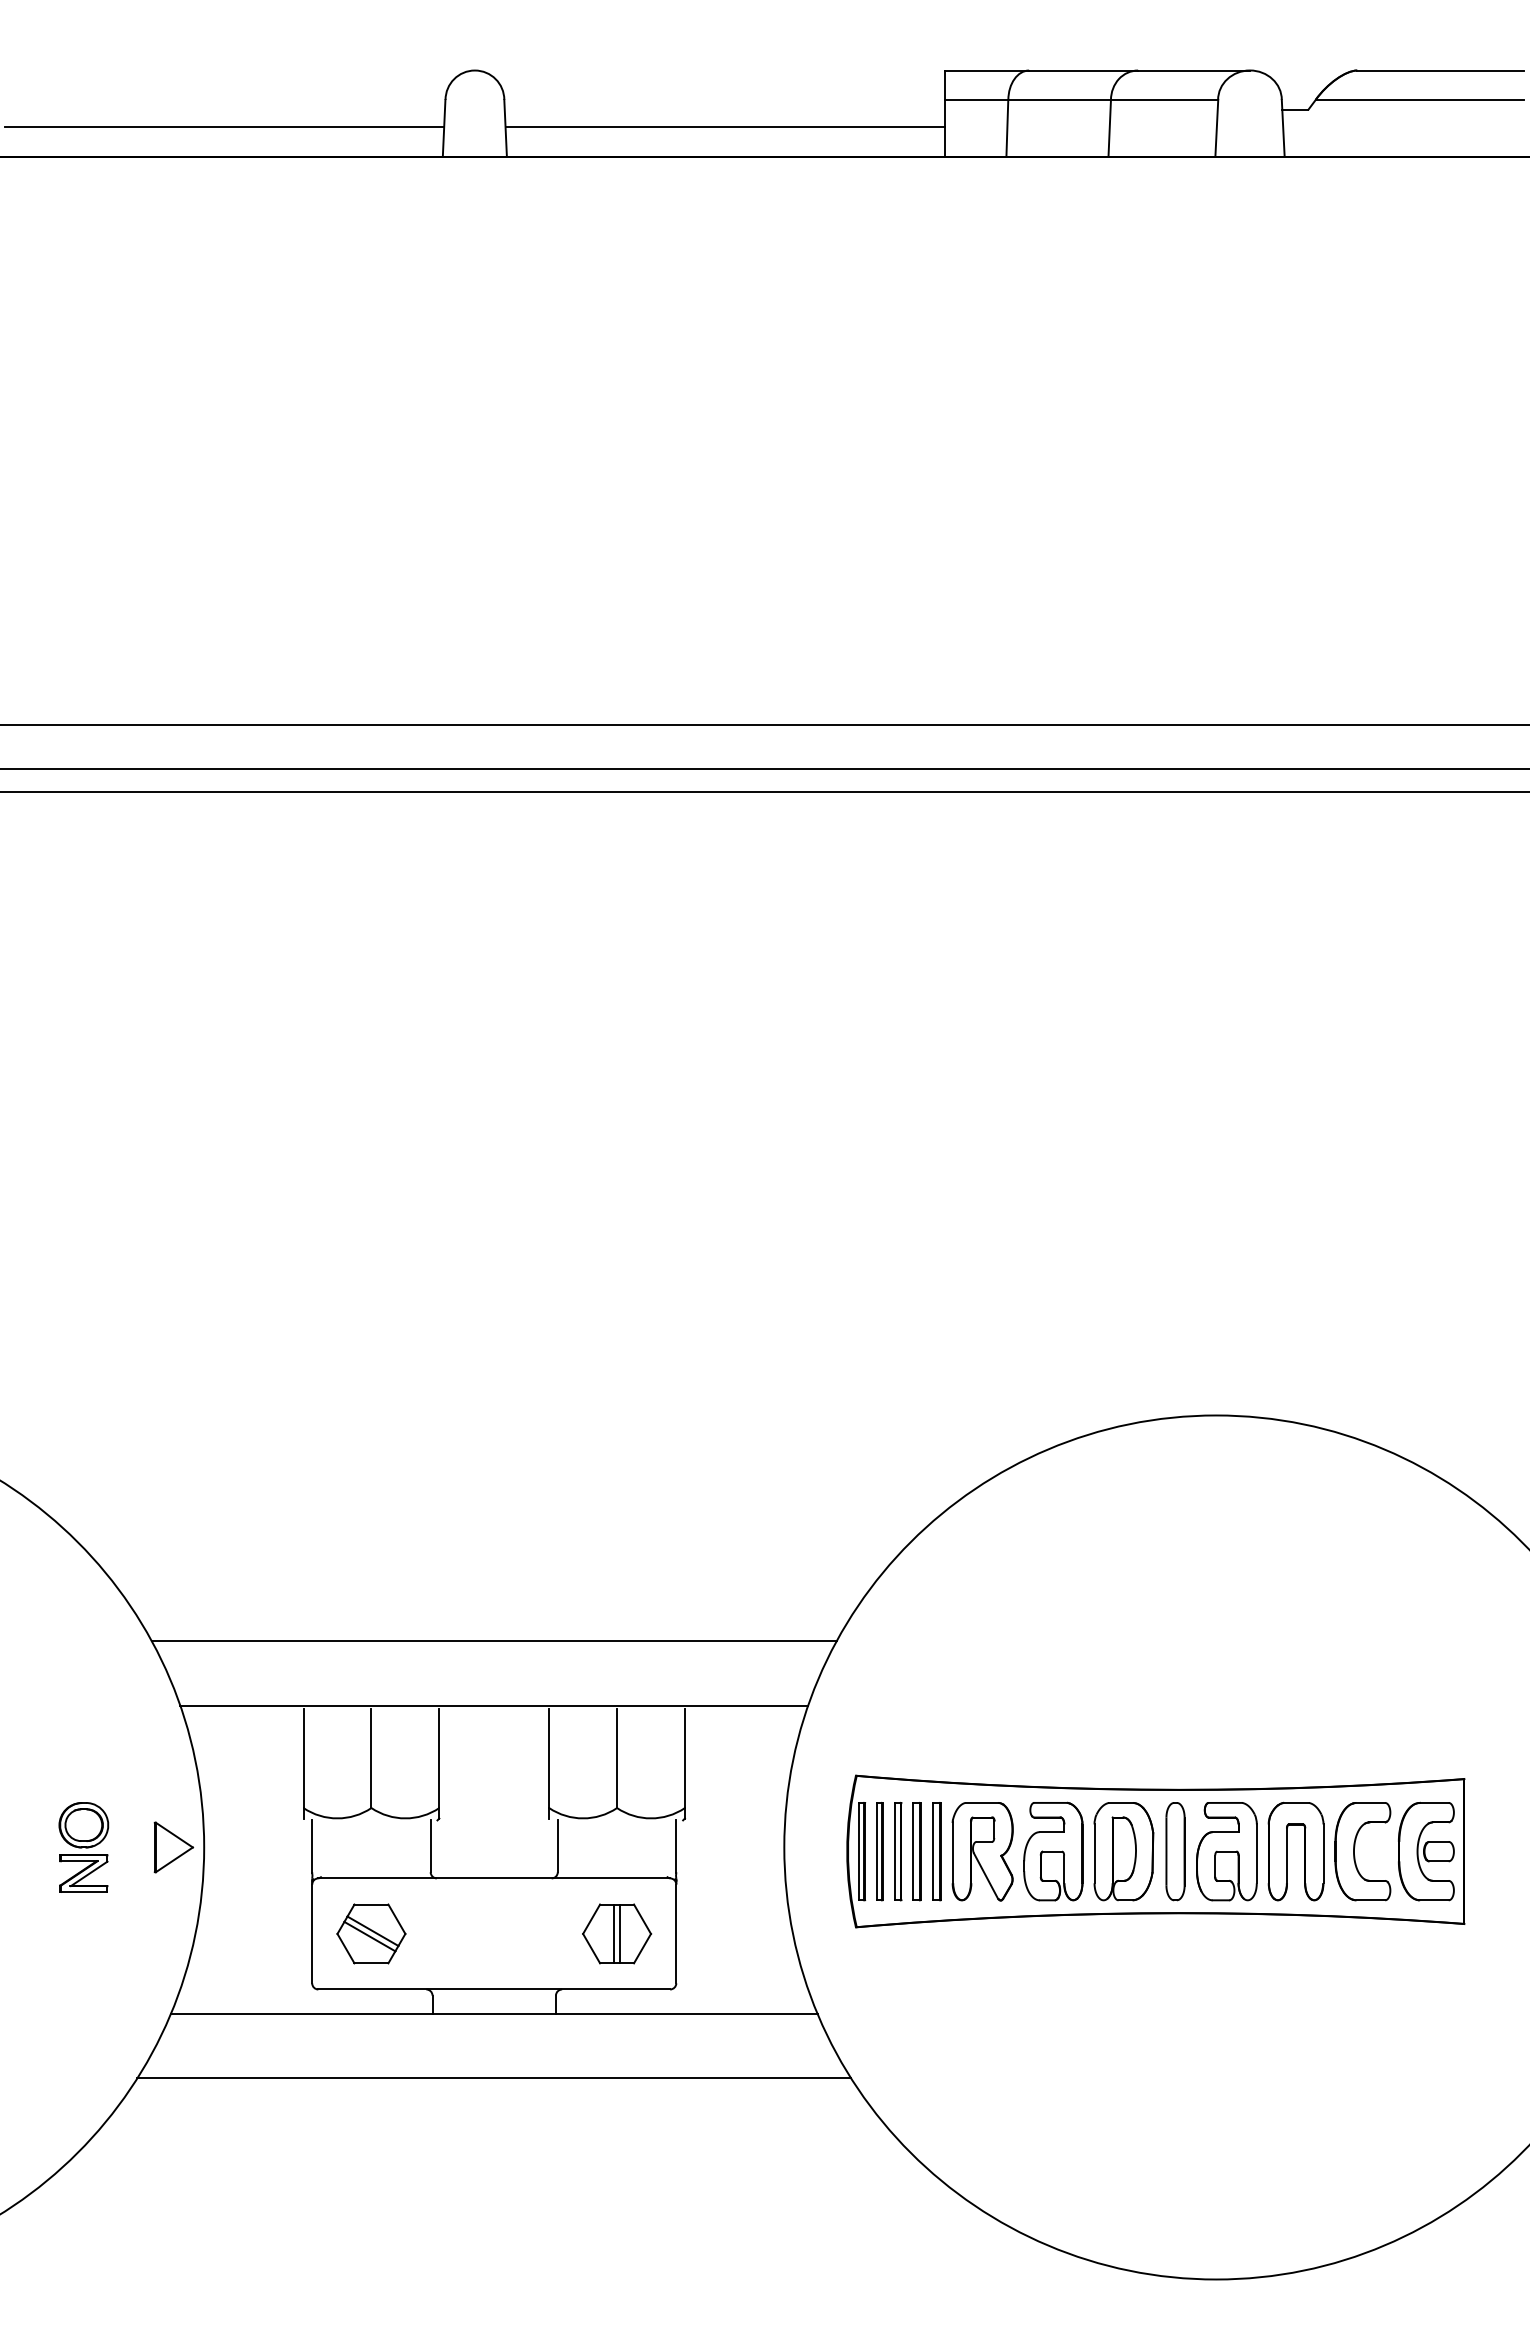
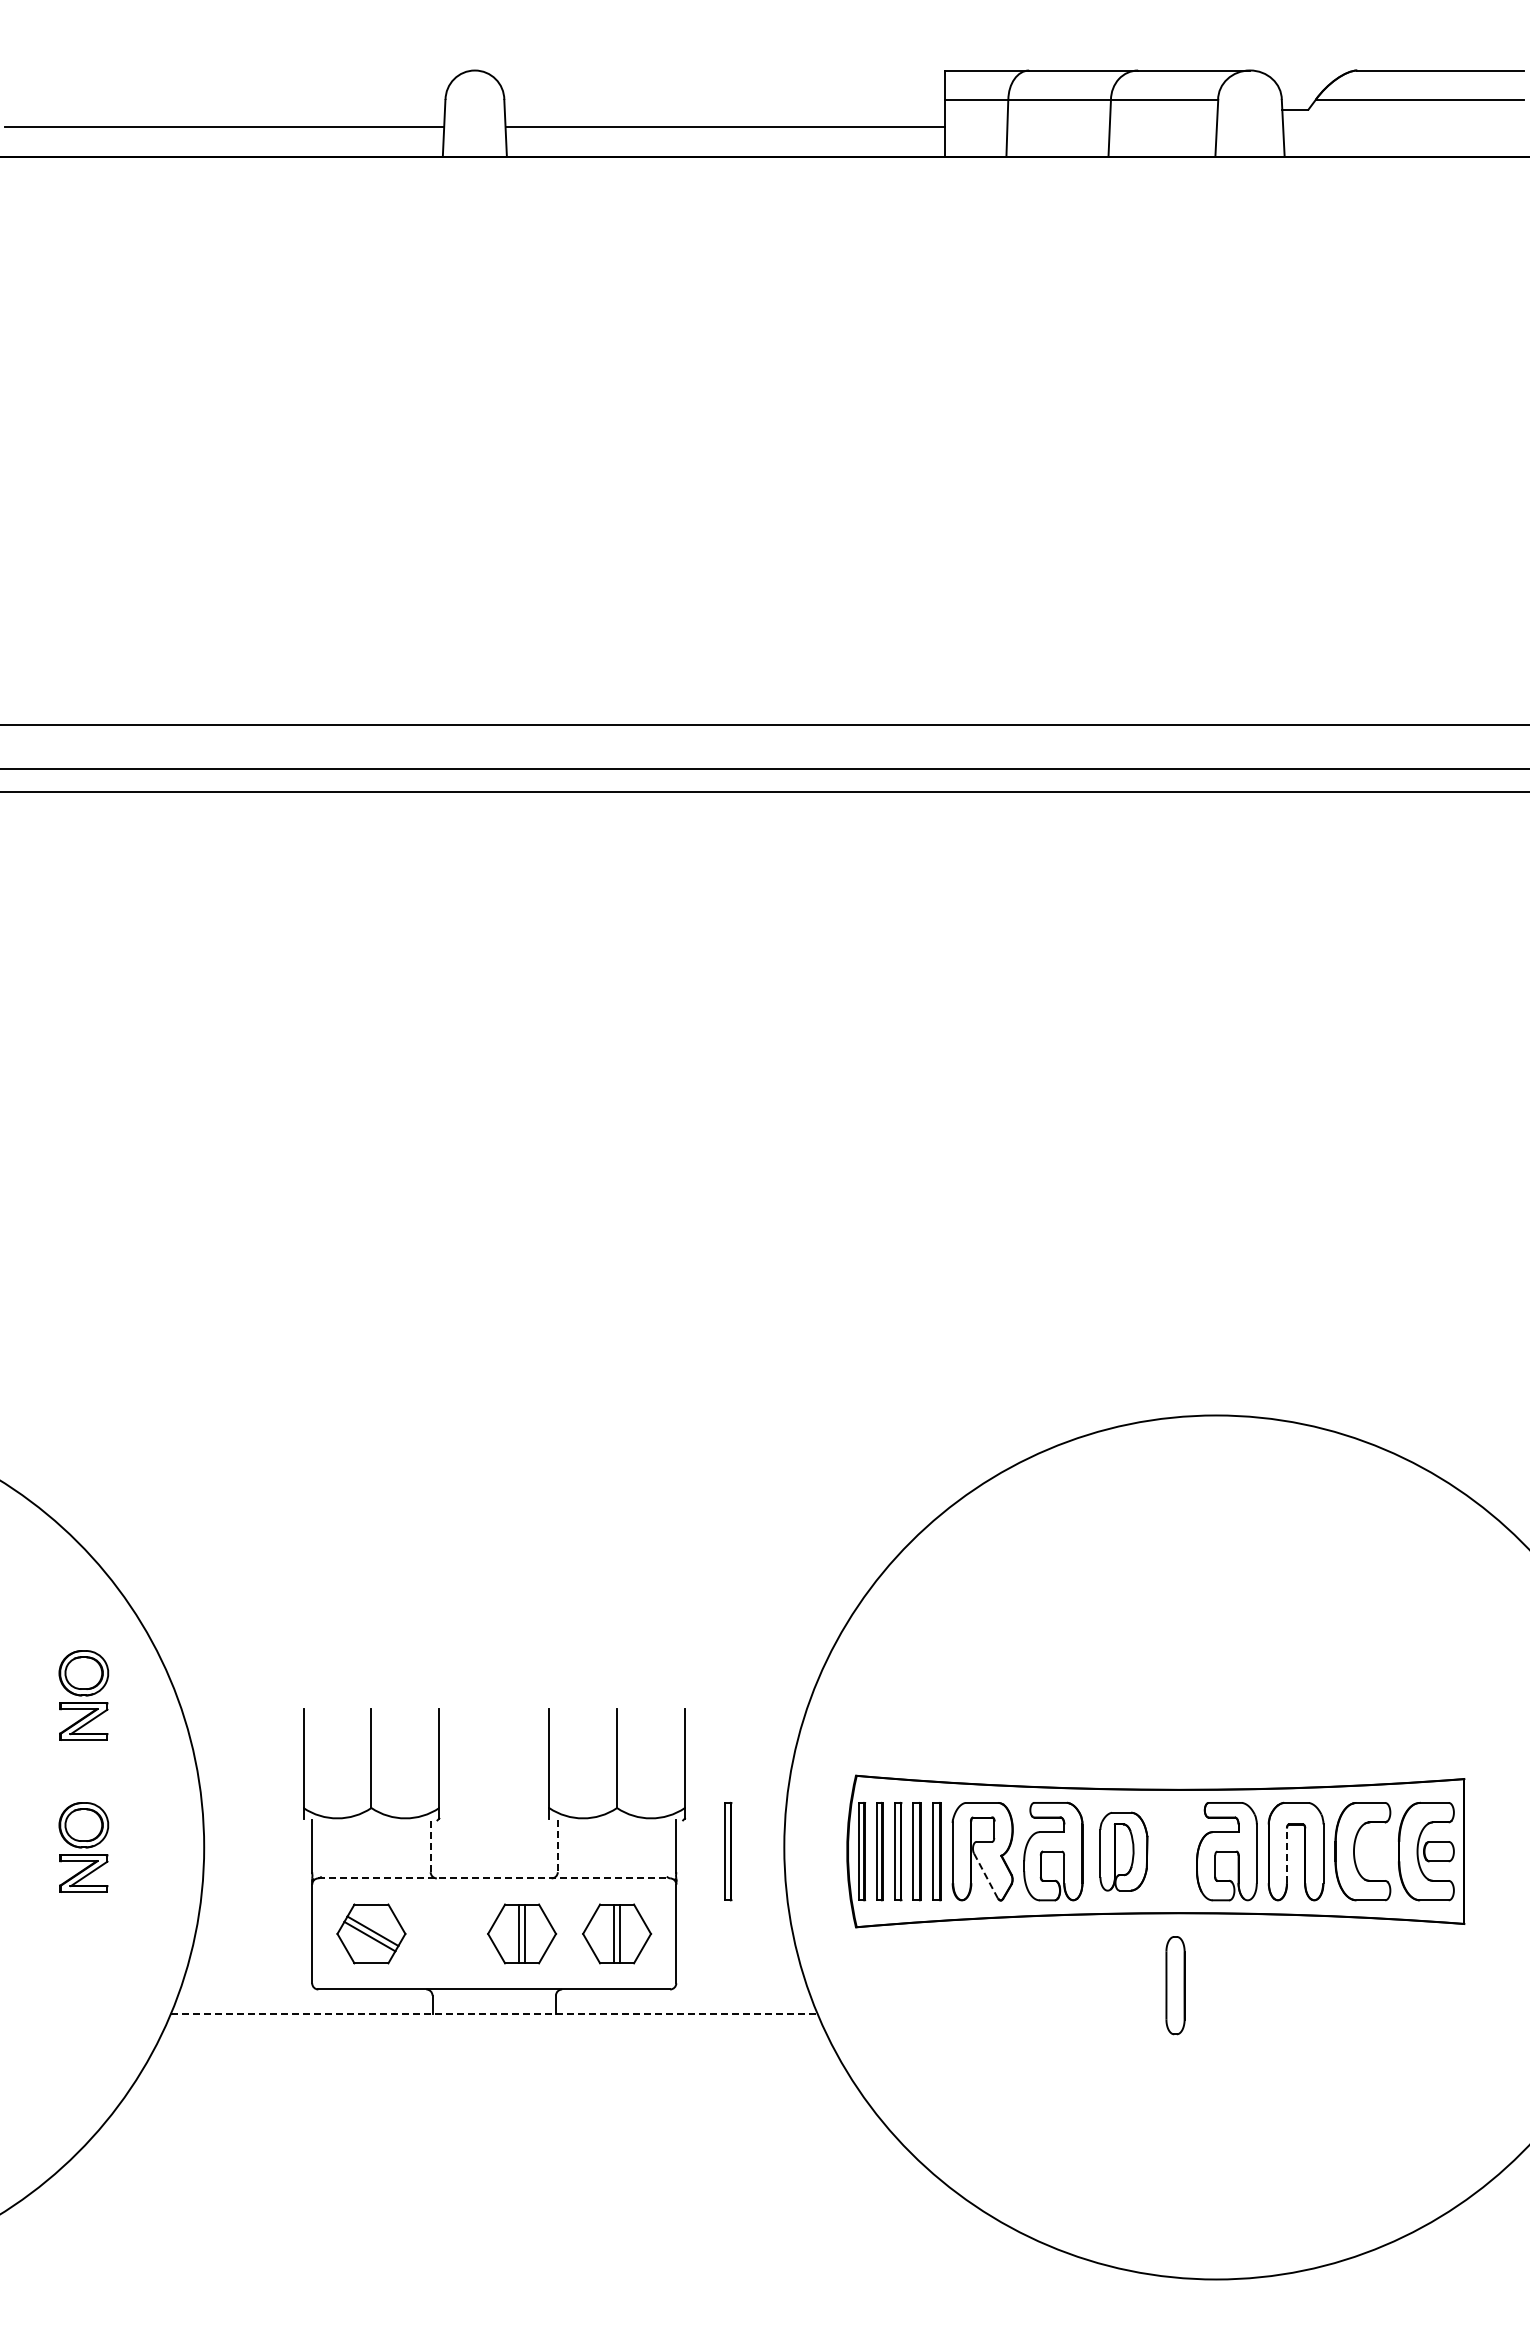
line: present -> none (493, 1641)
part: none -> present (83, 1695)
line: present -> none (494, 1705)
line: solid -> dashed (430, 1846)
line: solid -> dashed (557, 1846)
part: present -> none (173, 1847)
part: none -> present (728, 1851)
part size: 62x100 px -> 50x81 px (1123, 1851)
part position: (1175, 1851) -> (1175, 1985) (1175, 1985)
line: solid -> dashed (1287, 1855)
line: solid -> dashed (986, 1876)
line: solid -> dashed (494, 1878)
part: none -> present (522, 1933)
line: solid -> dashed (494, 2014)
line: present -> none (494, 2078)
